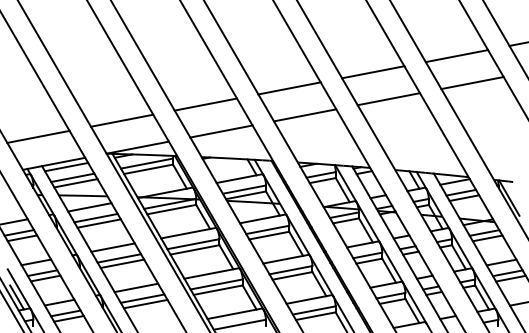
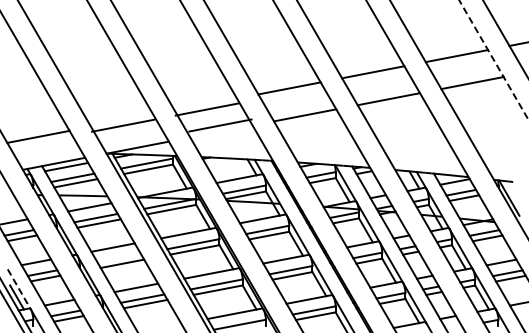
line: solid -> dashed (494, 60)
line position: (205, 104) -> (206, 109) (206, 109)
line position: (122, 120) -> (123, 125) (123, 125)
line position: (221, 131) -> (220, 125) (220, 125)
line: present -> none (119, 258)
line: solid -> dashed (19, 289)
